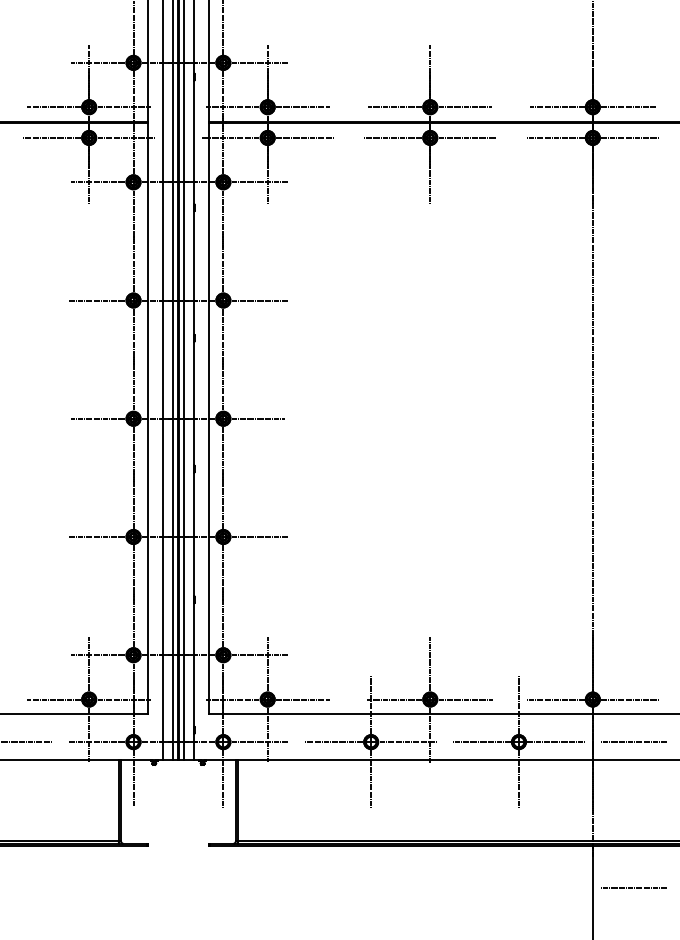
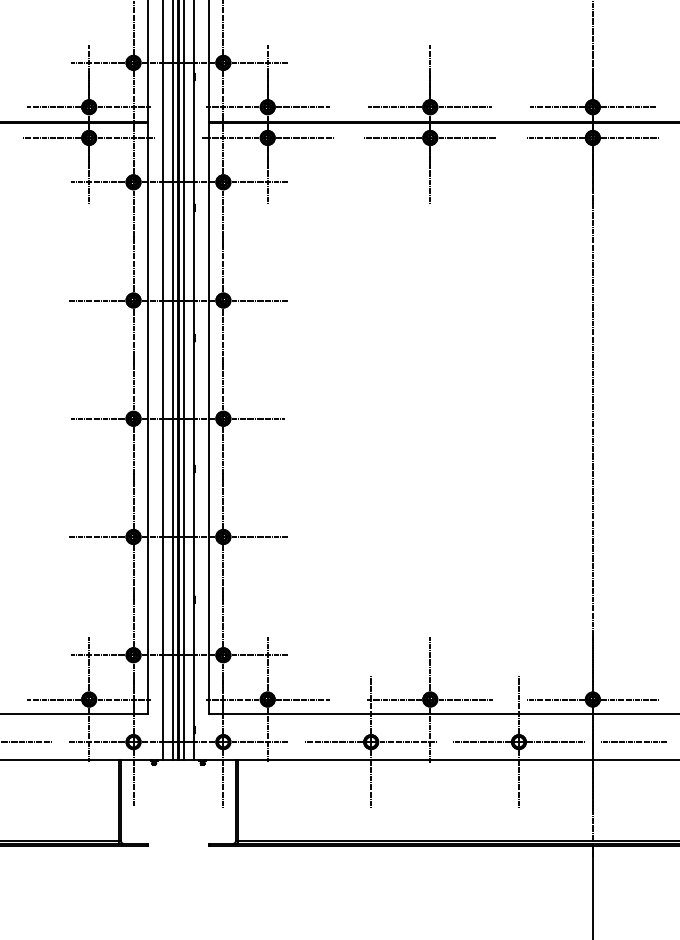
line: present -> none (632, 887)
